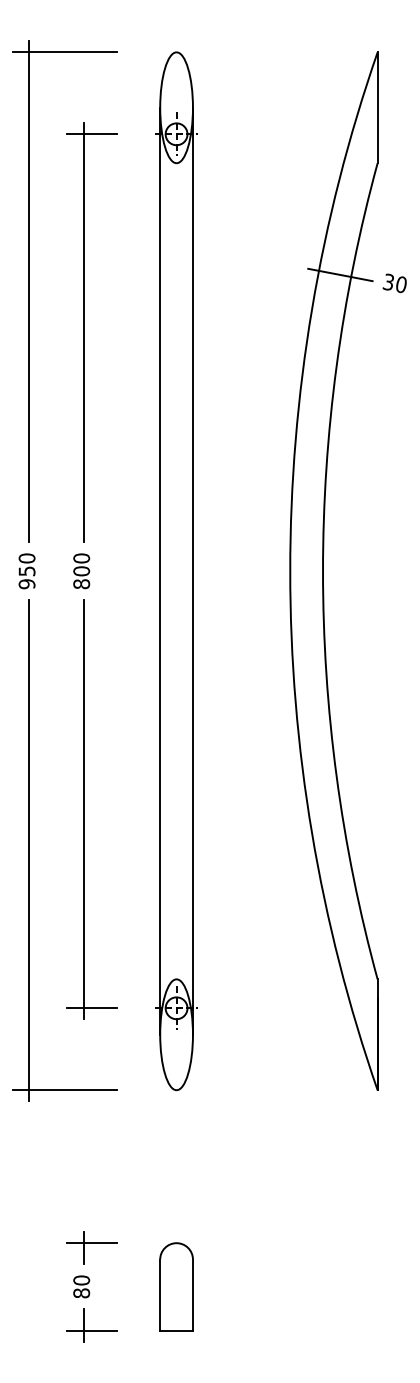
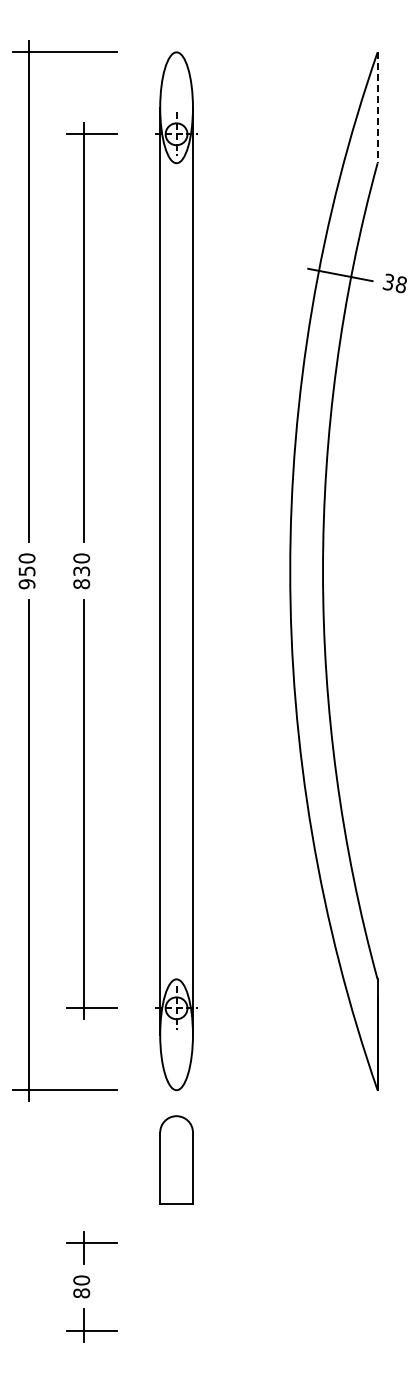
line: solid -> dashed (377, 108)
text: 30 -> 38 (400, 284)
text: 800 -> 830 (81, 571)
part position: (176, 1286) -> (176, 1159) (176, 1159)
